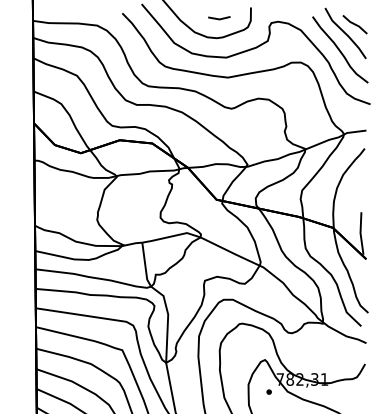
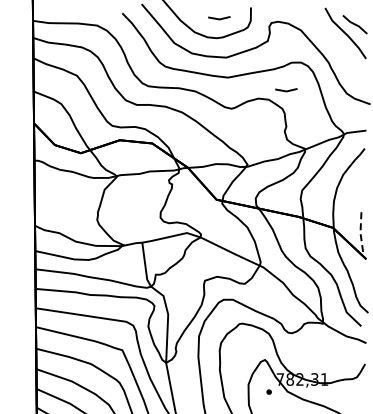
curve: present -> none (340, 49)
line: none -> present (286, 90)
line: solid -> dashed (360, 233)
